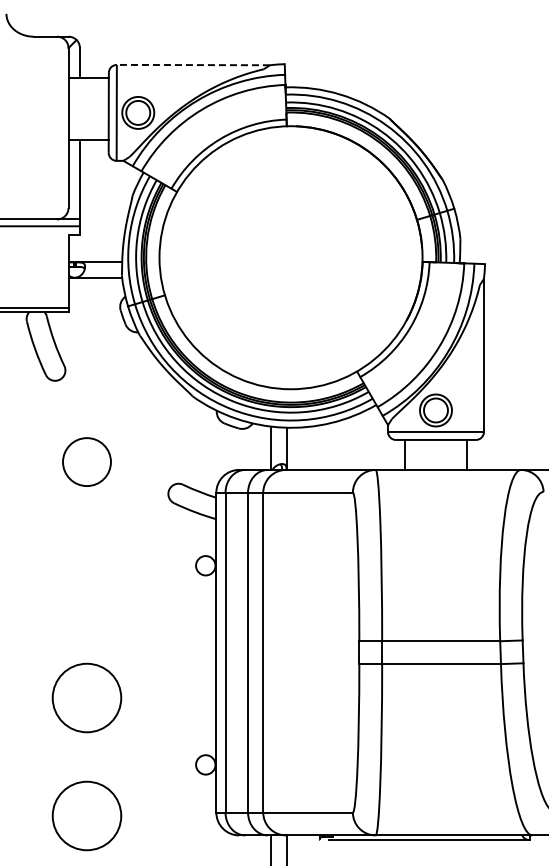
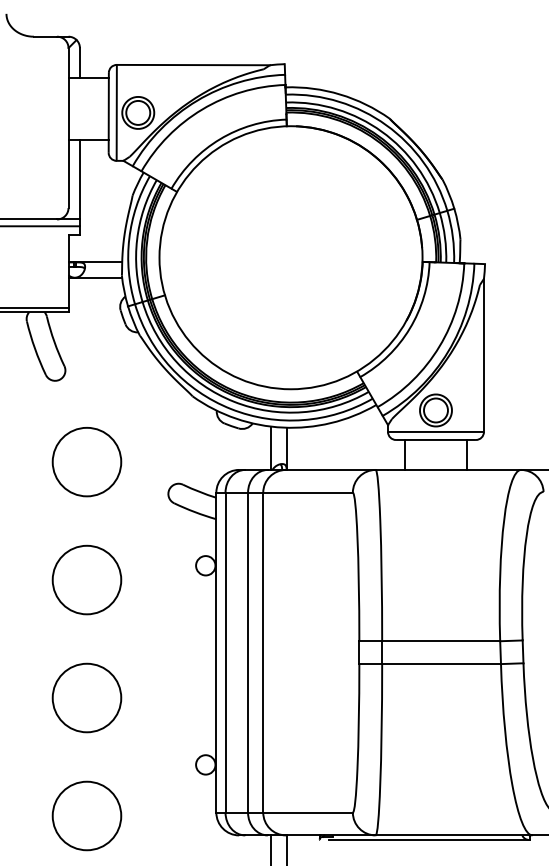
line: dashed -> solid (193, 65)
circle diameter: 48 px -> 69 px (86, 461)
circle: none -> present (86, 579)
